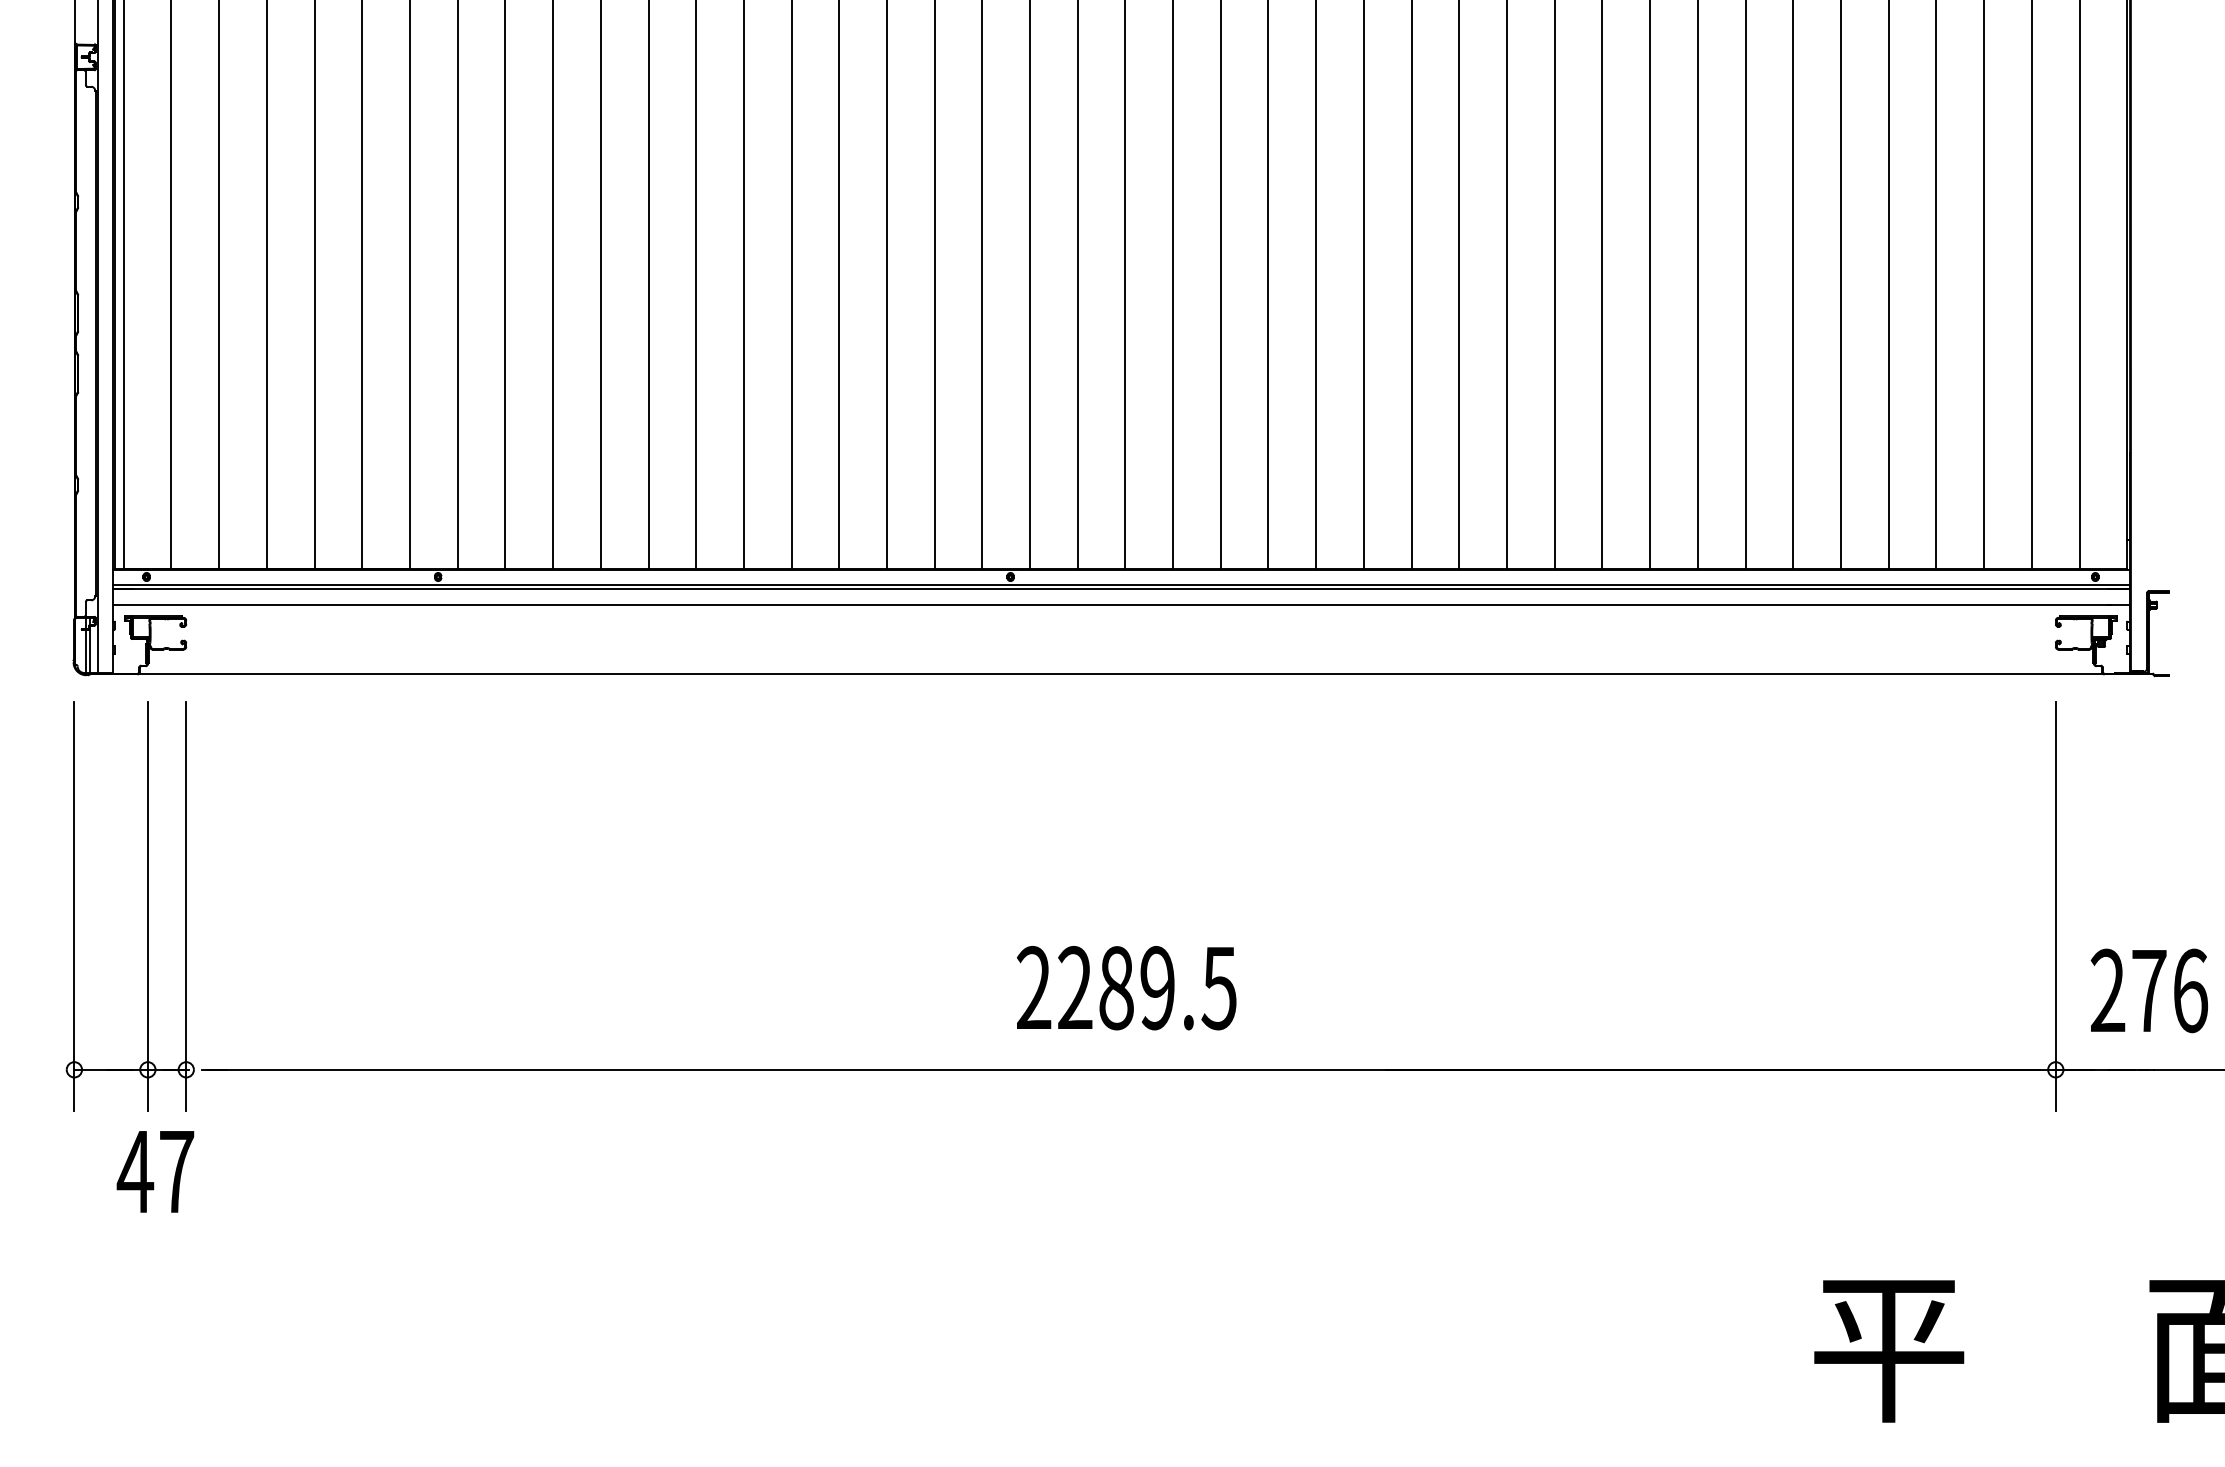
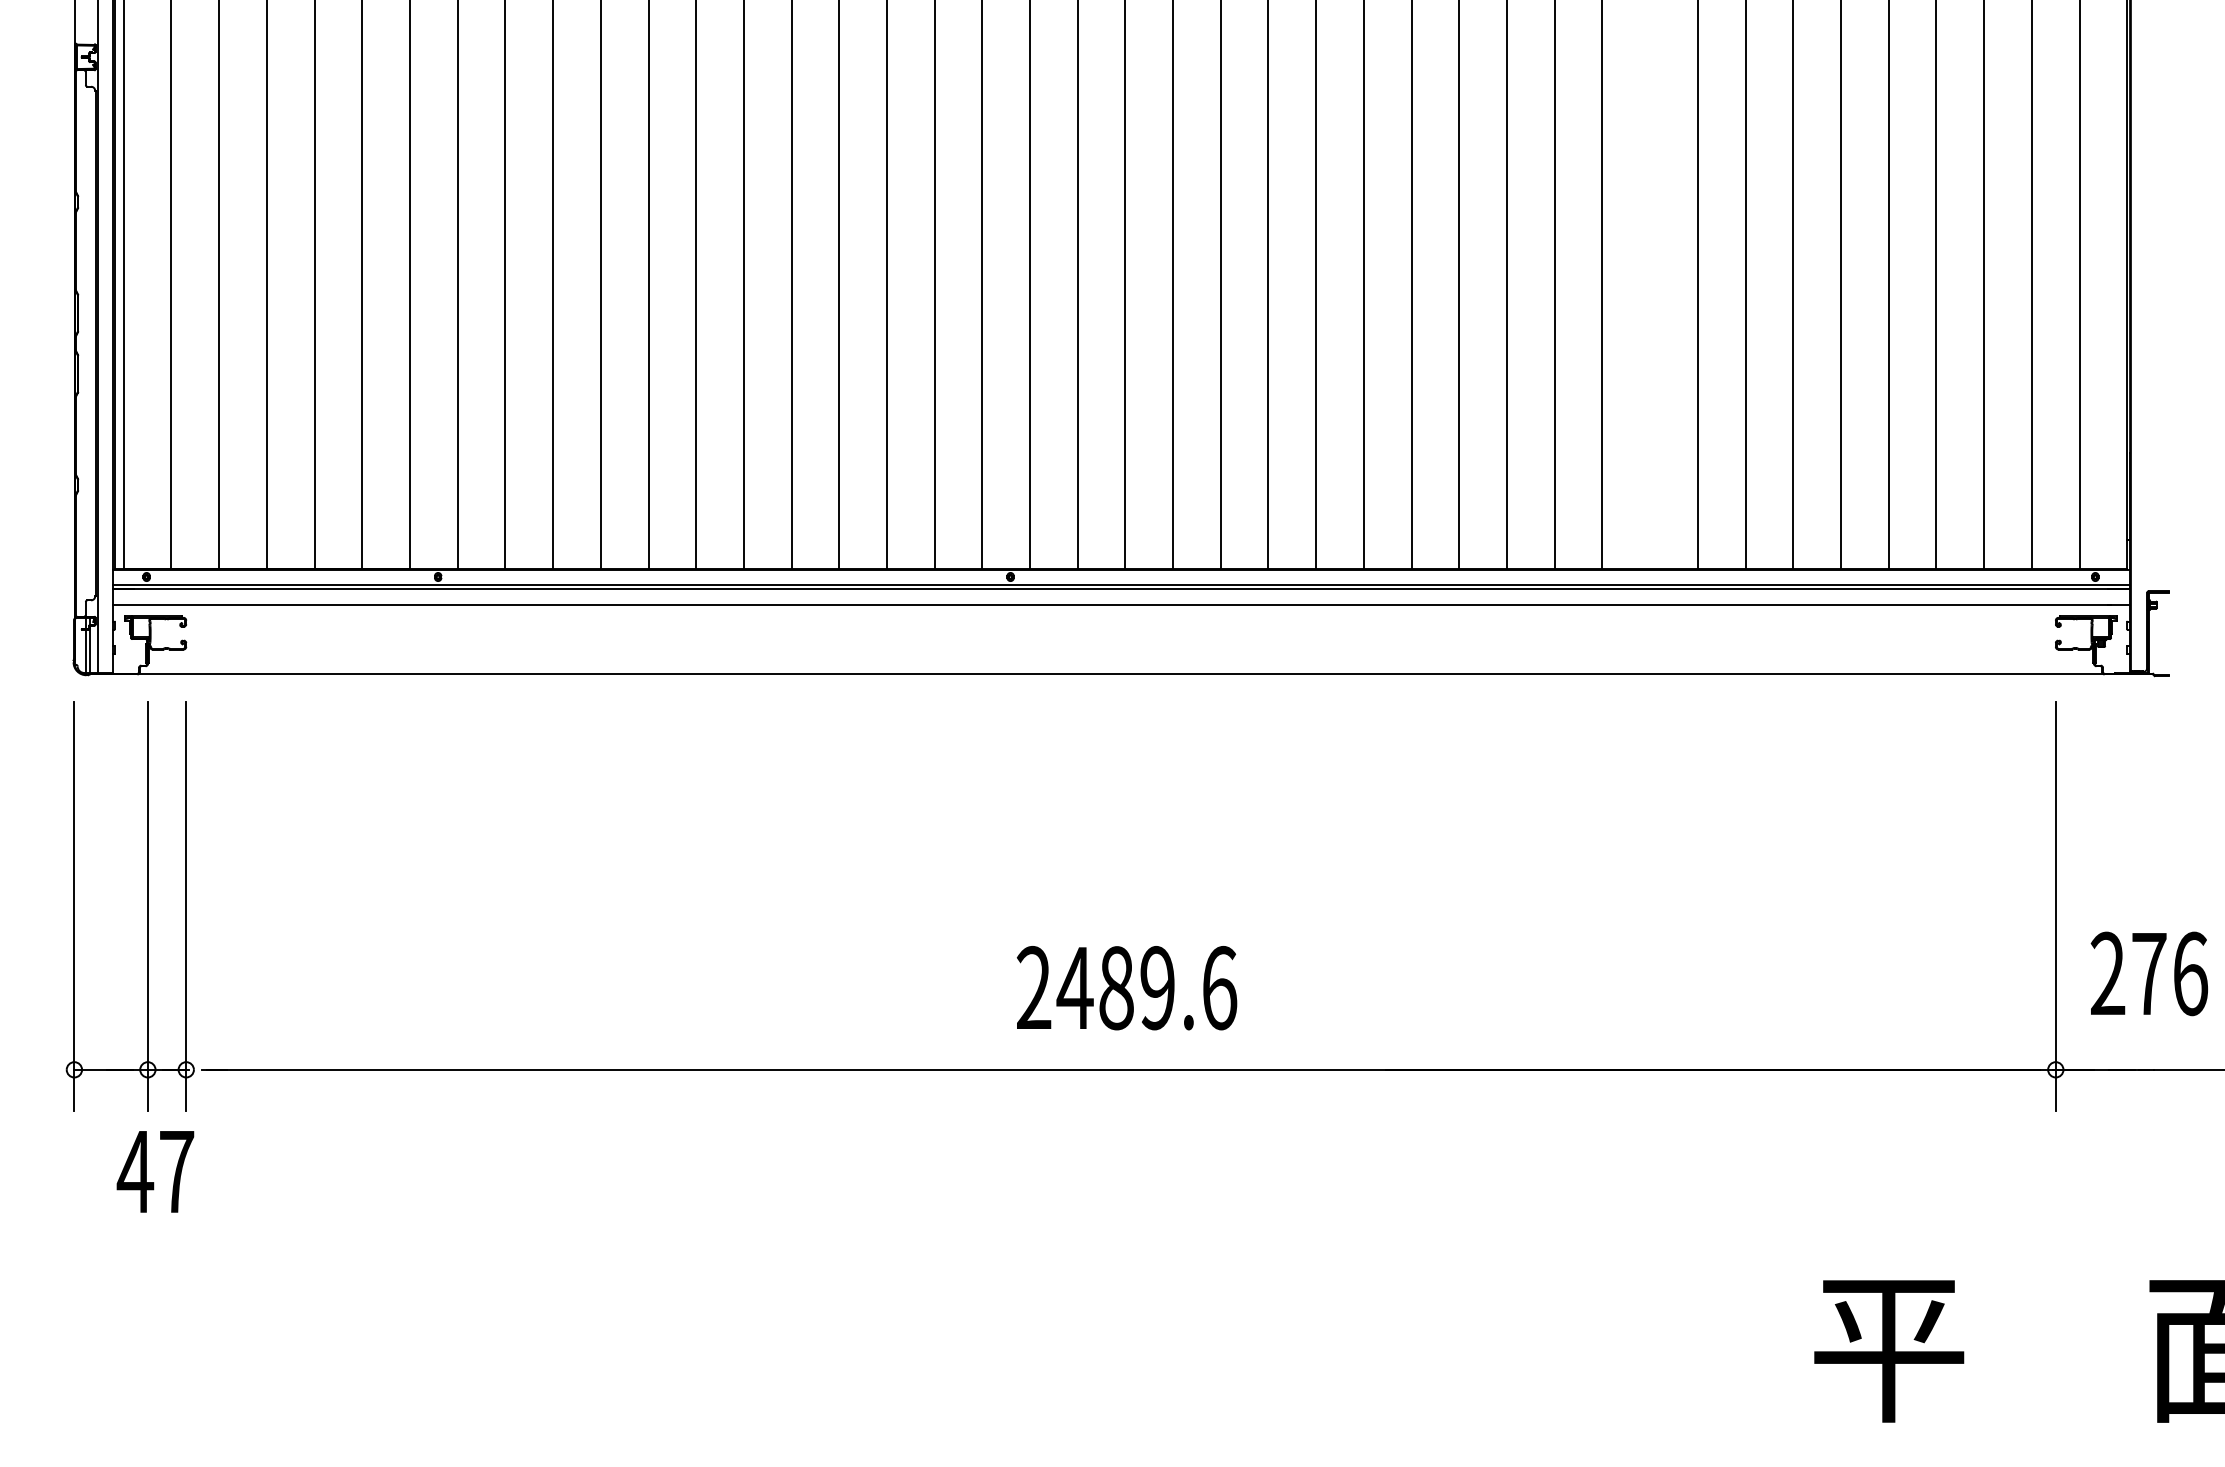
line: present -> none (1650, 285)
text: 2289.5 -> 2489.6 (1146, 988)
text position: (2148, 990) -> (2148, 973) (2148, 973)
